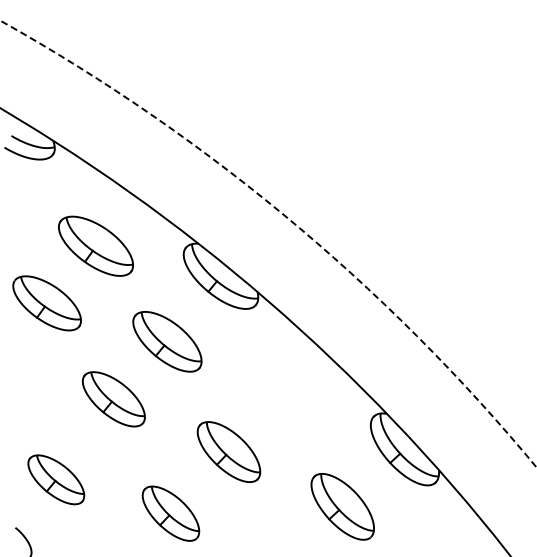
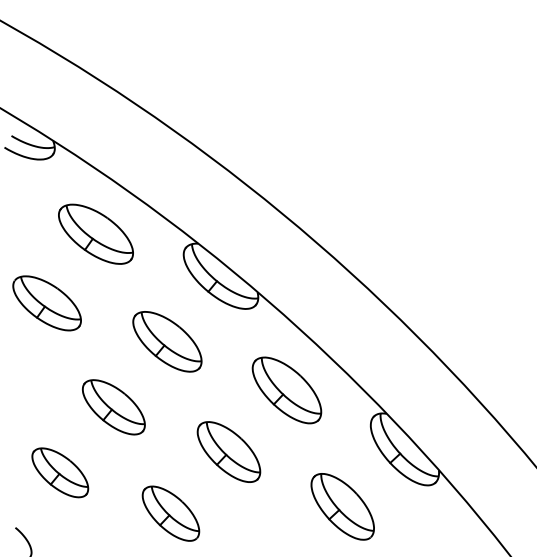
circle: dashed -> solid (268, 243)
part position: (95, 245) -> (95, 233) (95, 233)
part: none -> present (286, 390)
part position: (113, 399) -> (113, 407) (113, 407)
part position: (56, 479) -> (60, 472) (60, 472)
